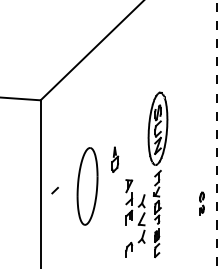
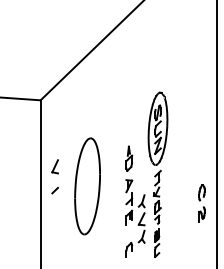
line: dashed -> solid (216, 134)
part position: (115, 159) -> (129, 158) (129, 158)
part: none -> present (54, 166)
part size: 23x79 px -> 27x99 px (87, 186)
part size: 6x25 px -> 8x39 px (201, 203)
